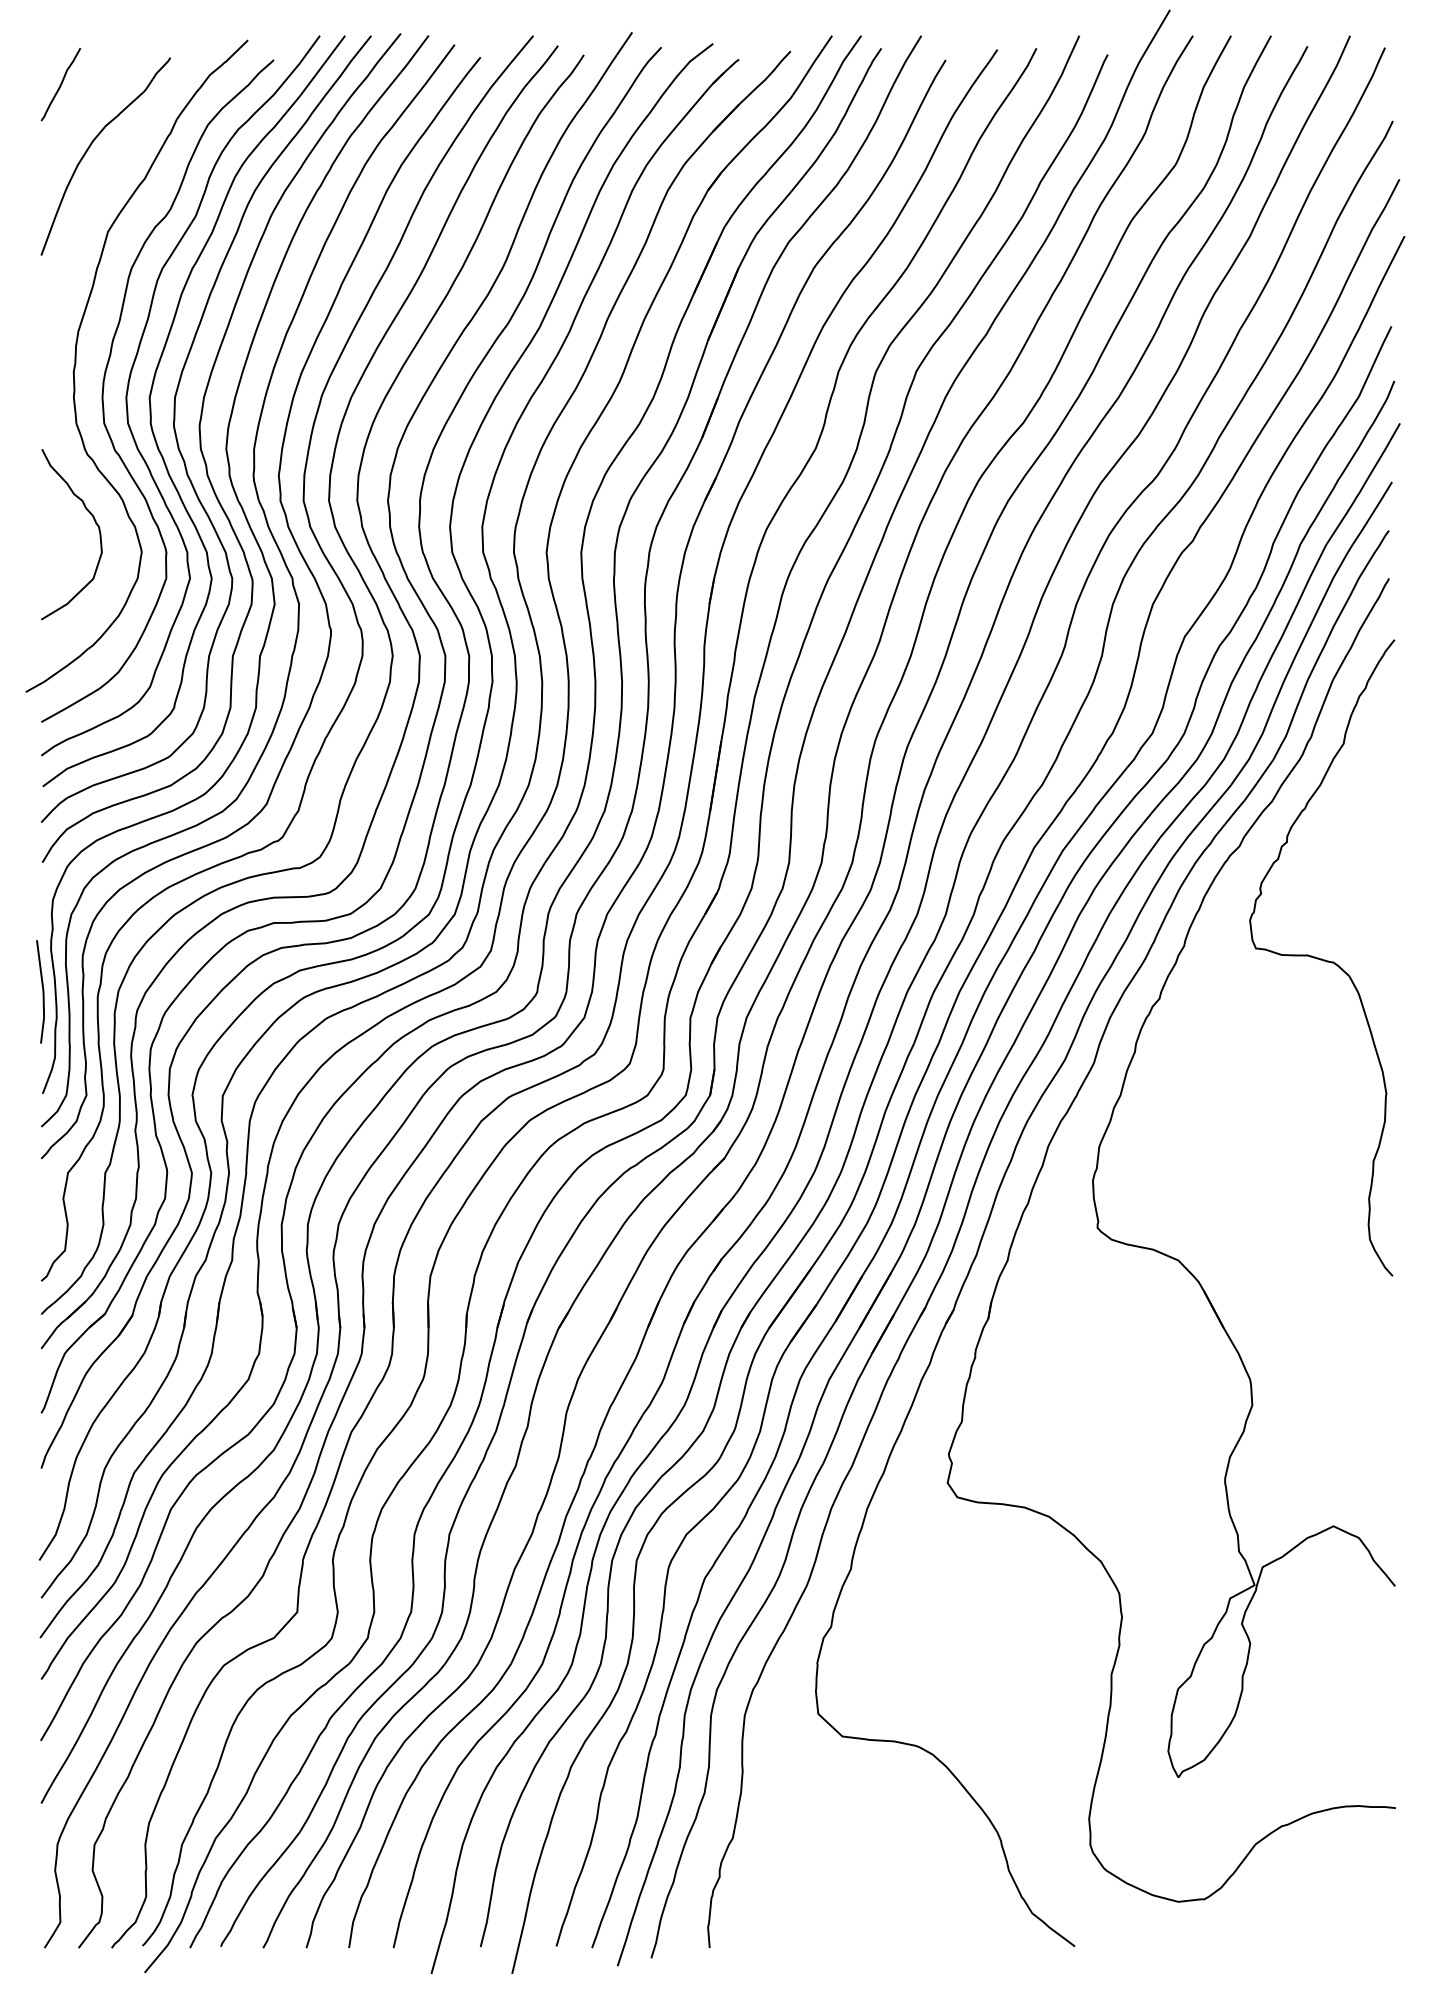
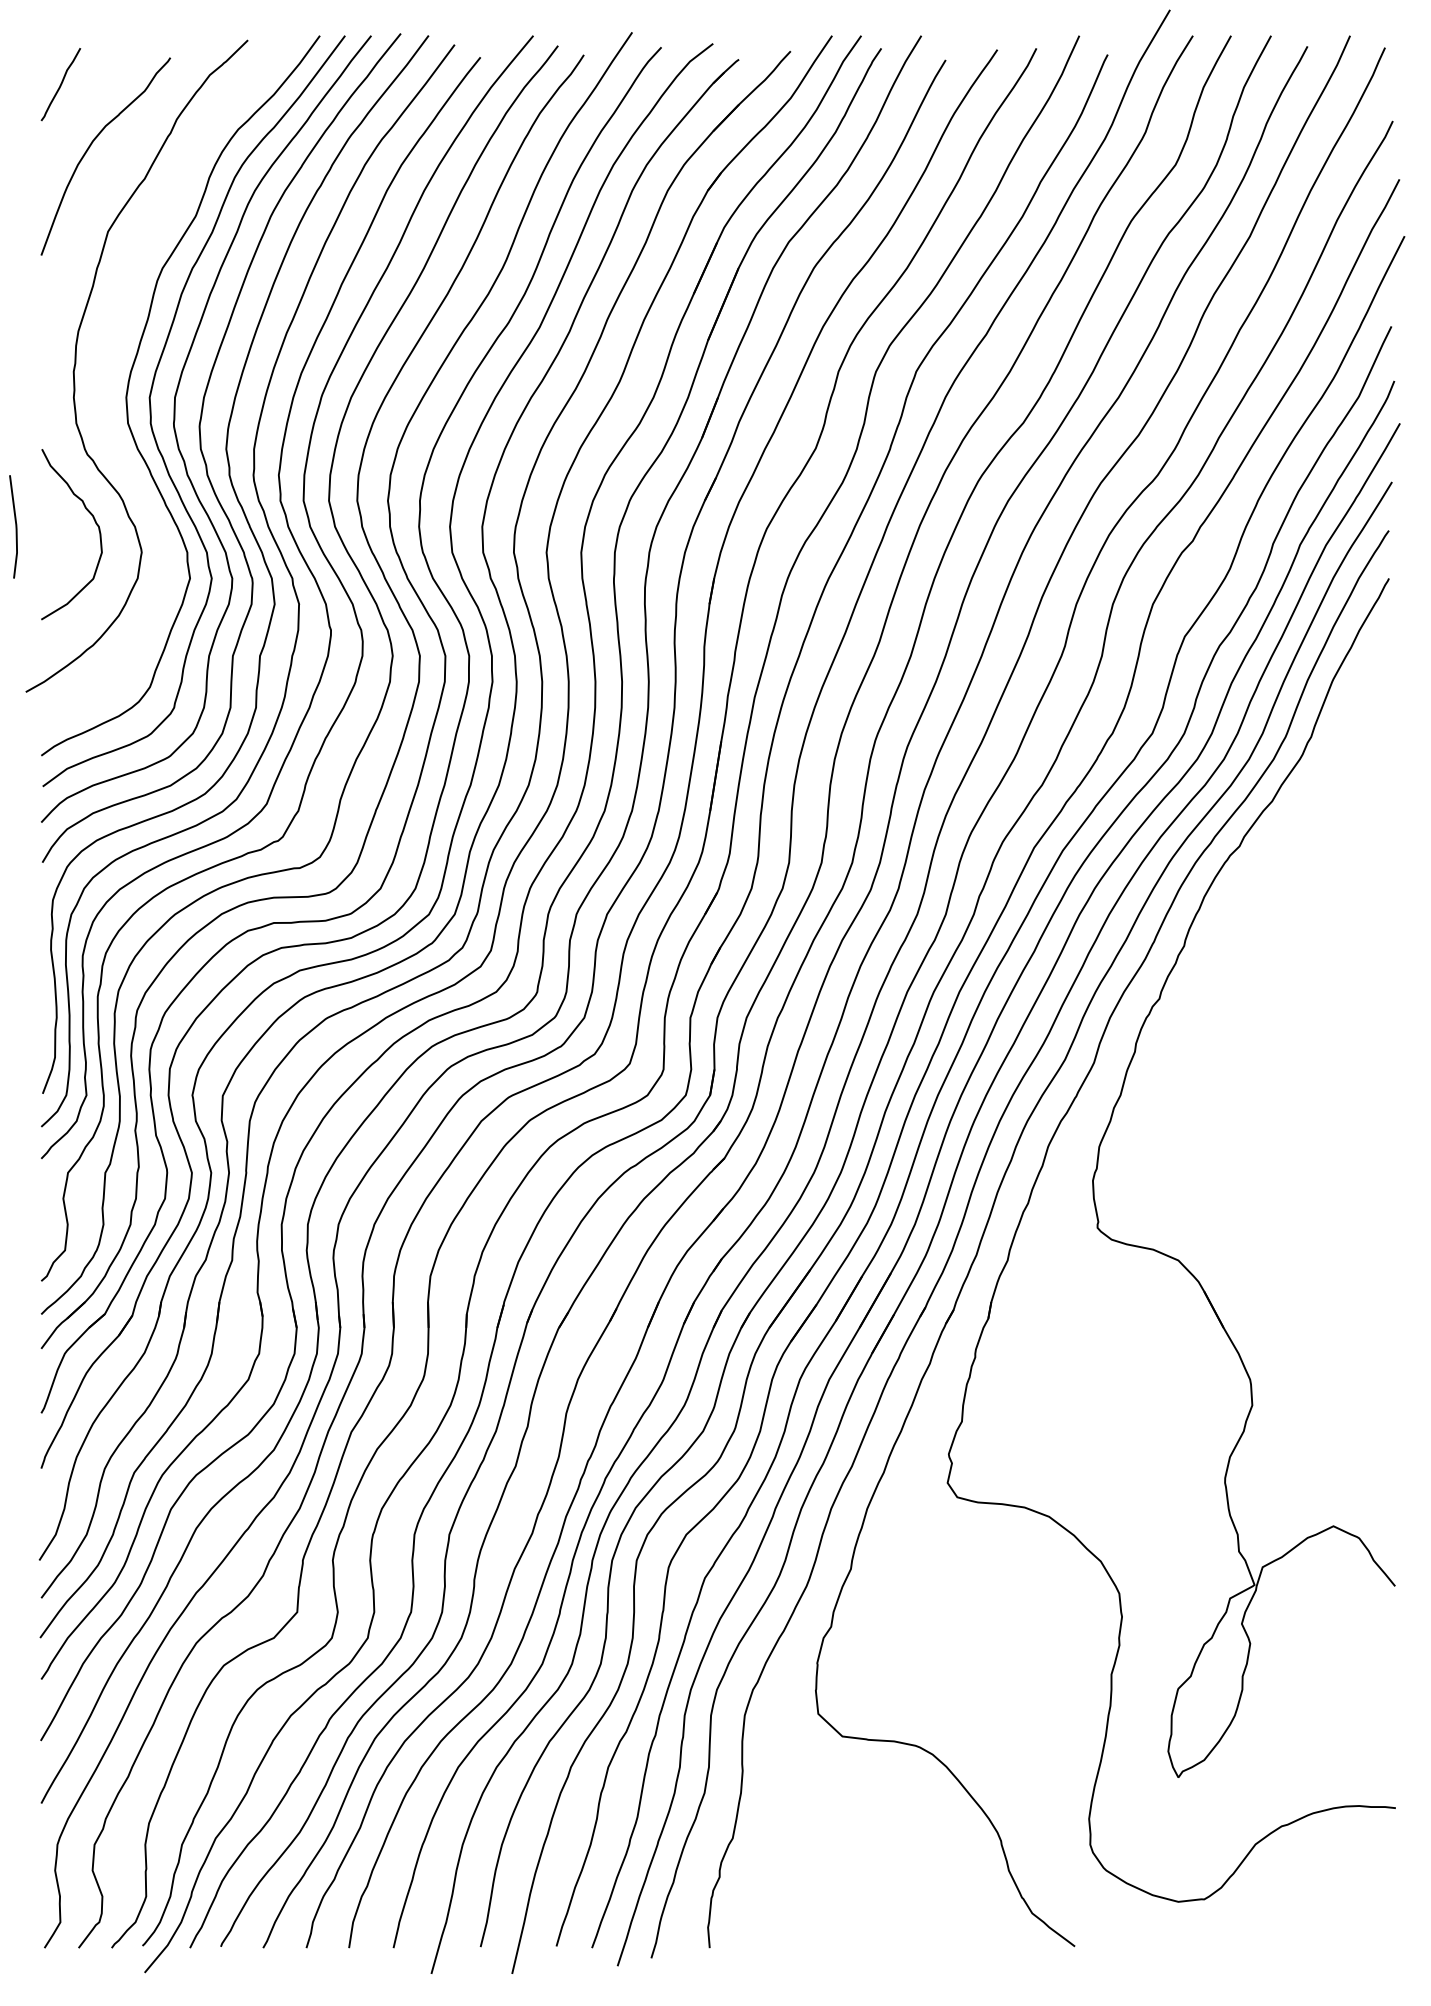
curve: present -> none (104, 387)
curve: present -> none (1321, 958)
line position: (42, 991) -> (15, 526) (15, 526)
